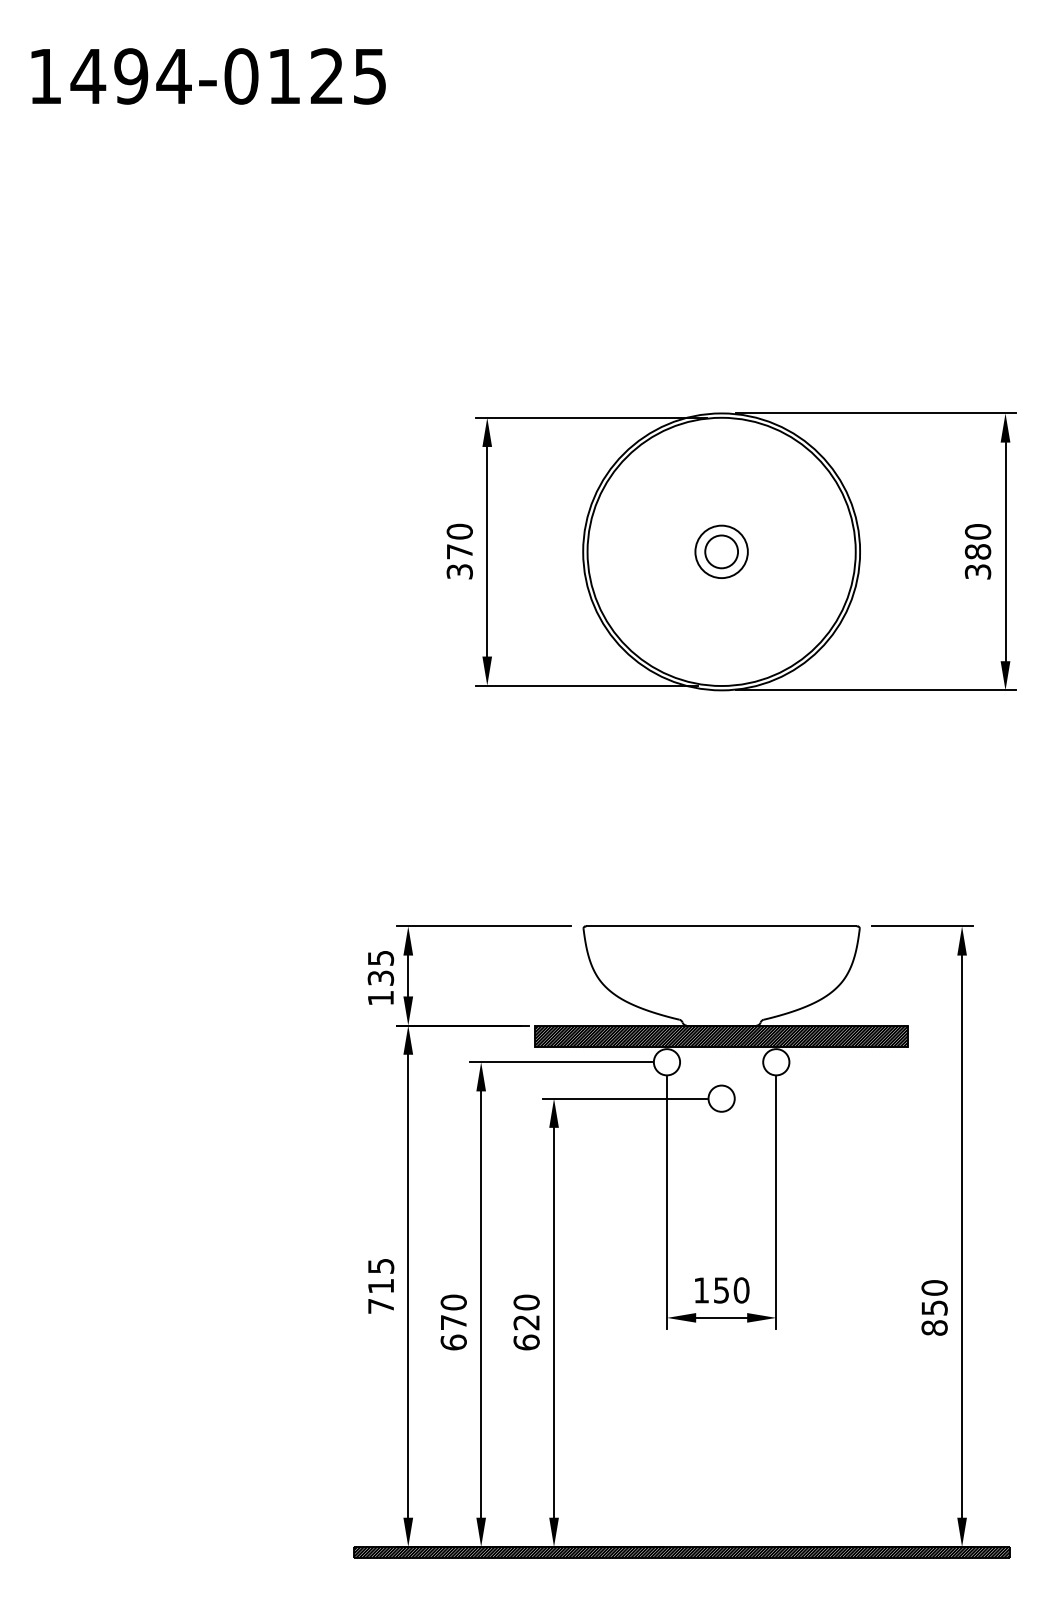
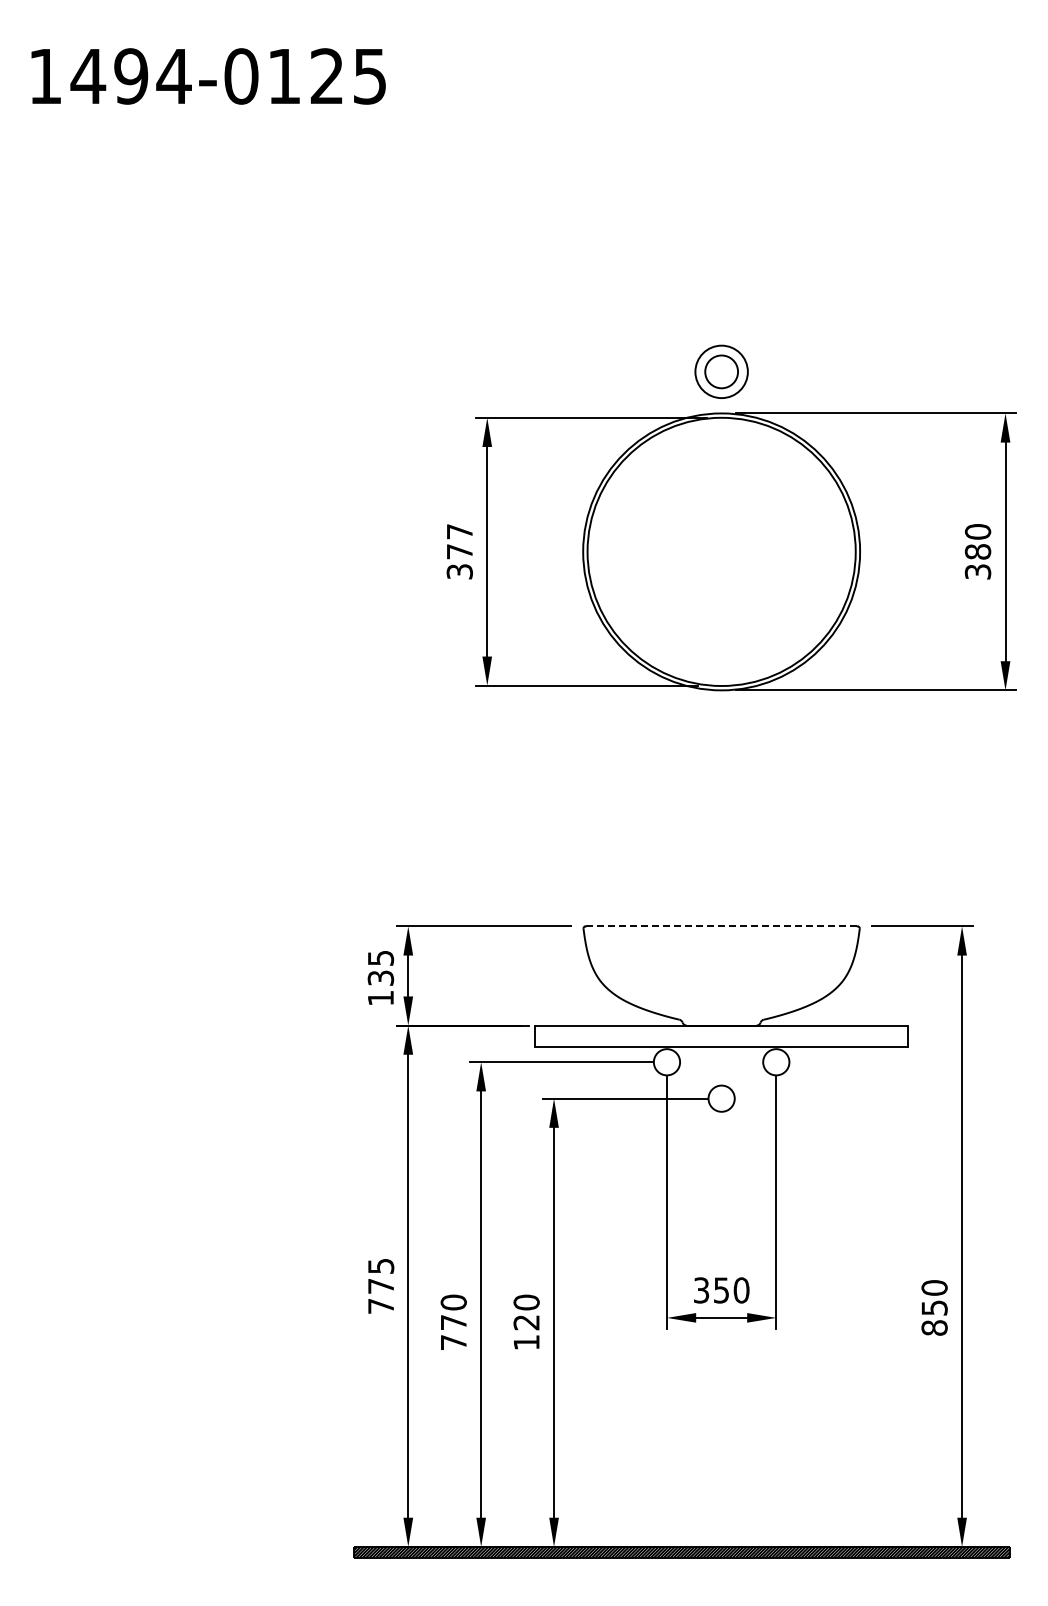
text: 370 -> 377 (459, 531)
part position: (721, 551) -> (721, 371) (721, 371)
line: solid -> dashed (721, 926)
hatch: present -> none (721, 1036)
text: 715 -> 775 (380, 1286)
text: 150 -> 350 (701, 1290)
text: 670 -> 770 (453, 1342)
text: 620 -> 120 (526, 1342)
